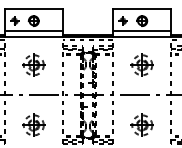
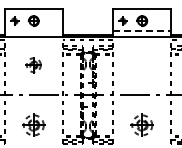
line: present -> none (33, 31)
line: solid -> dashed (142, 31)
part size: 24x24 px -> 17x17 px (33, 65)
part: present -> none (141, 64)
